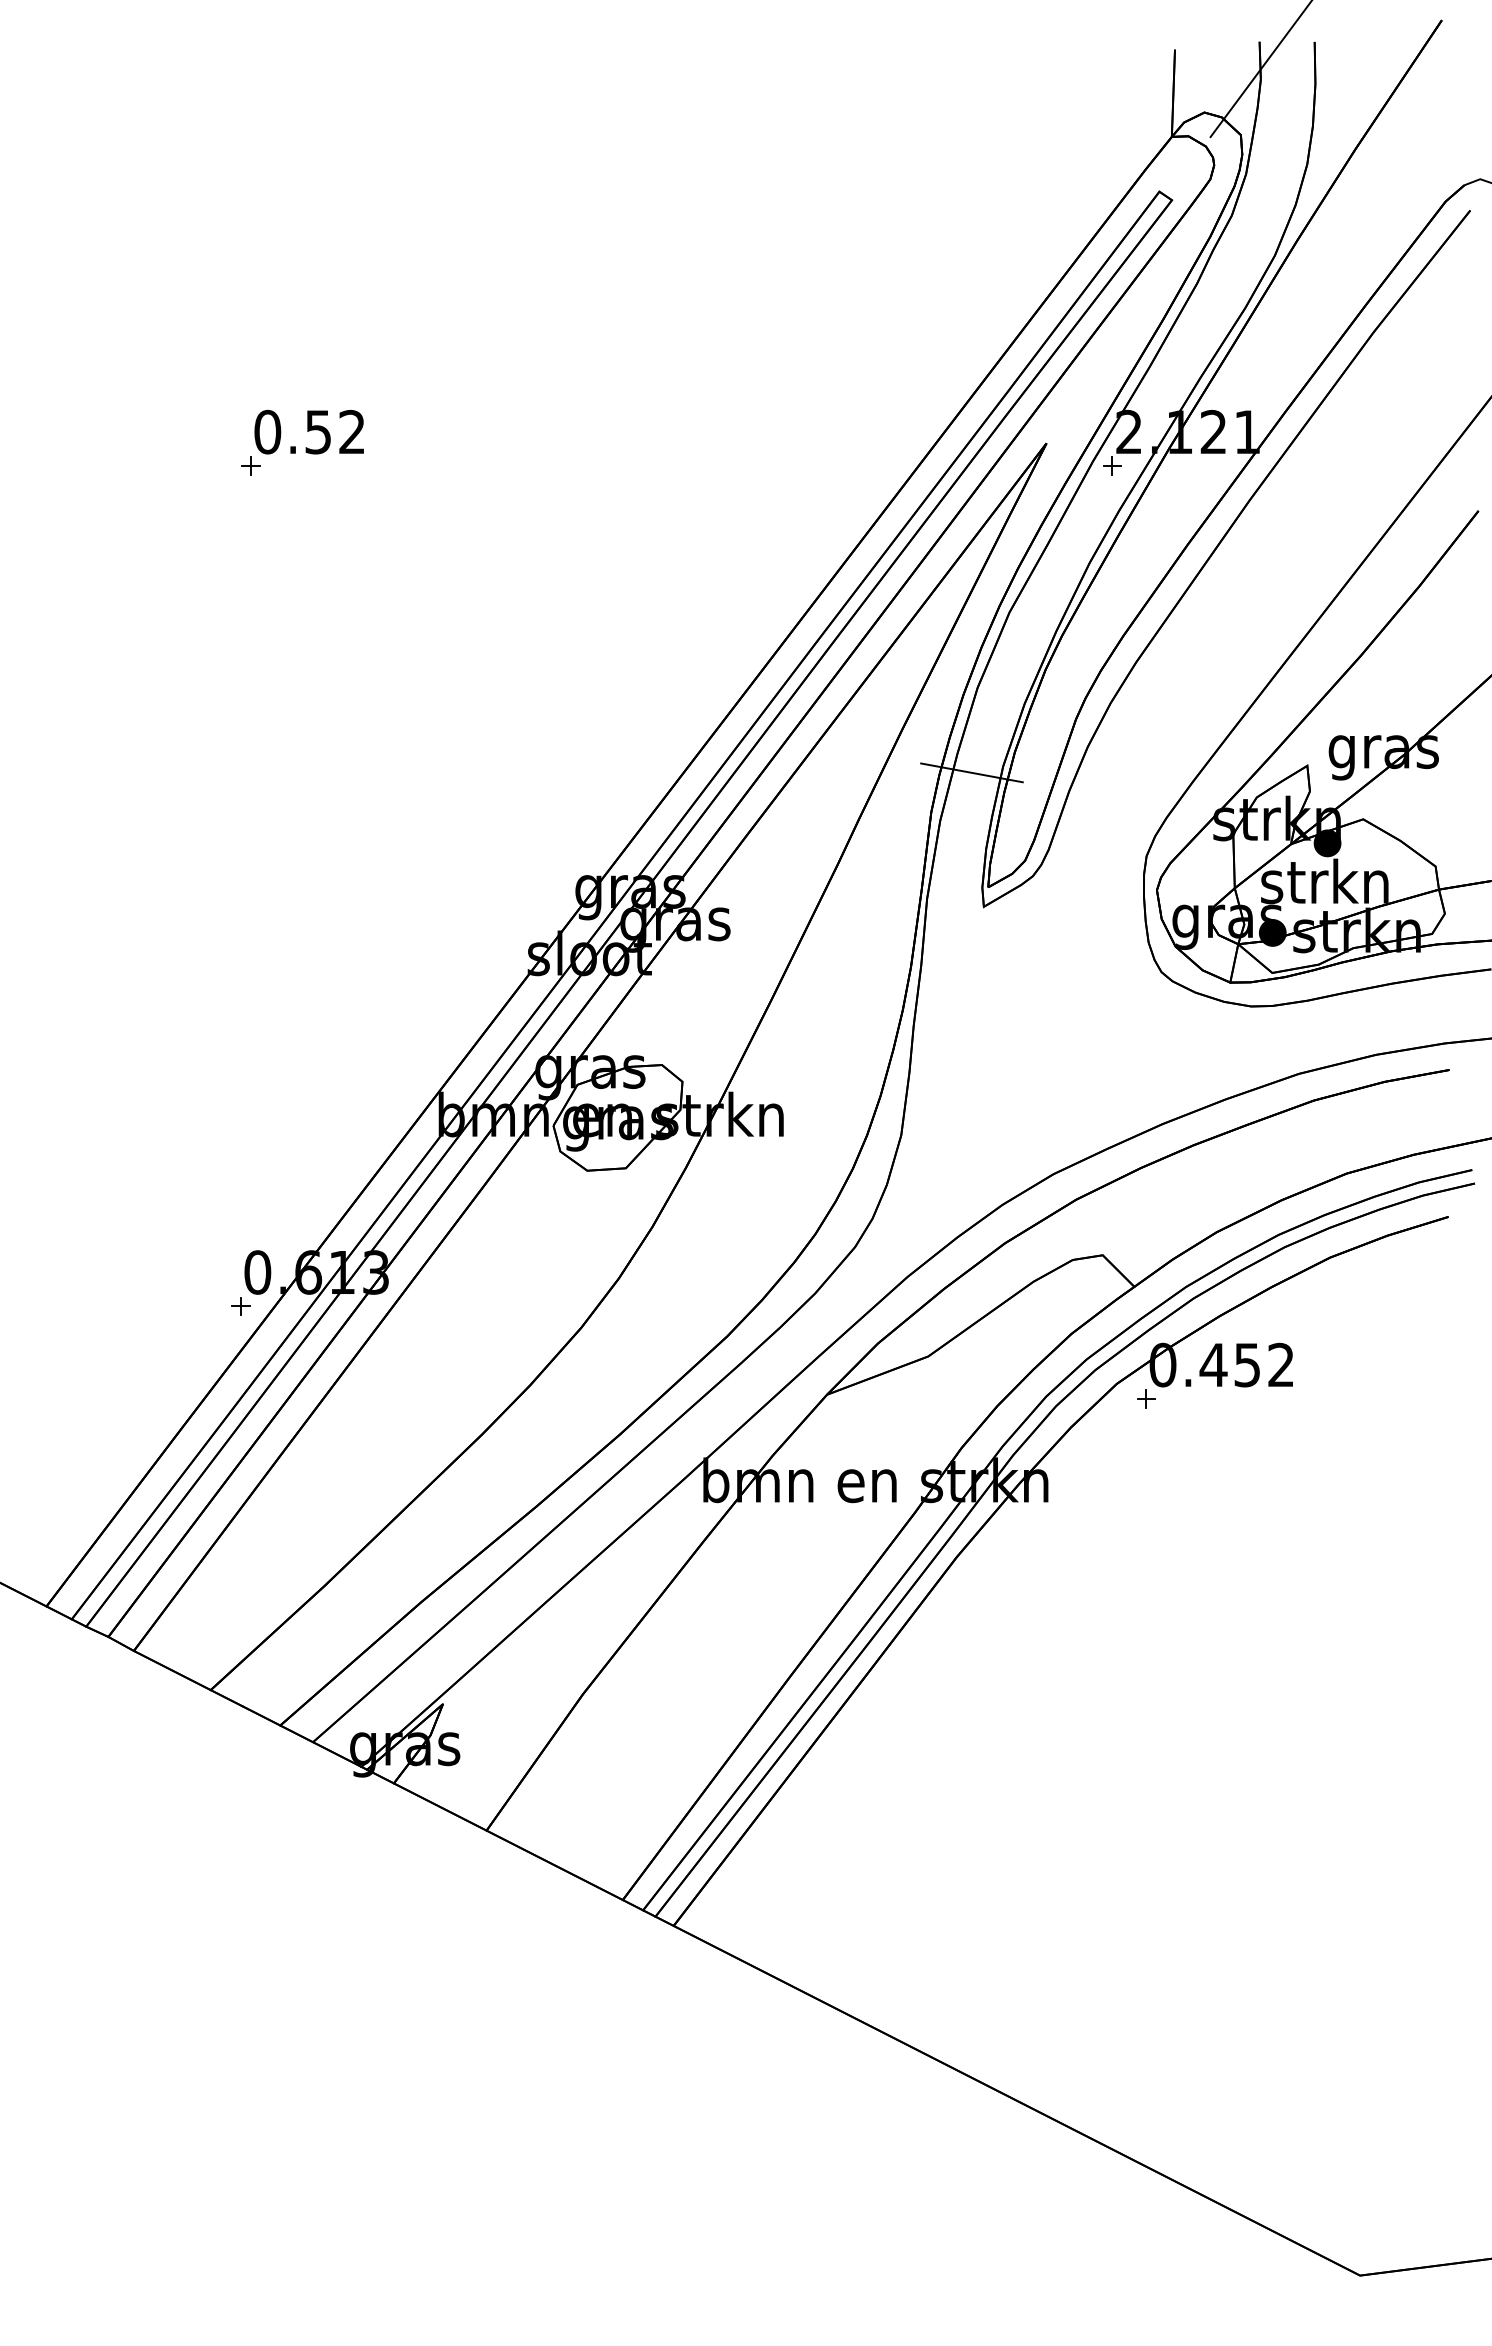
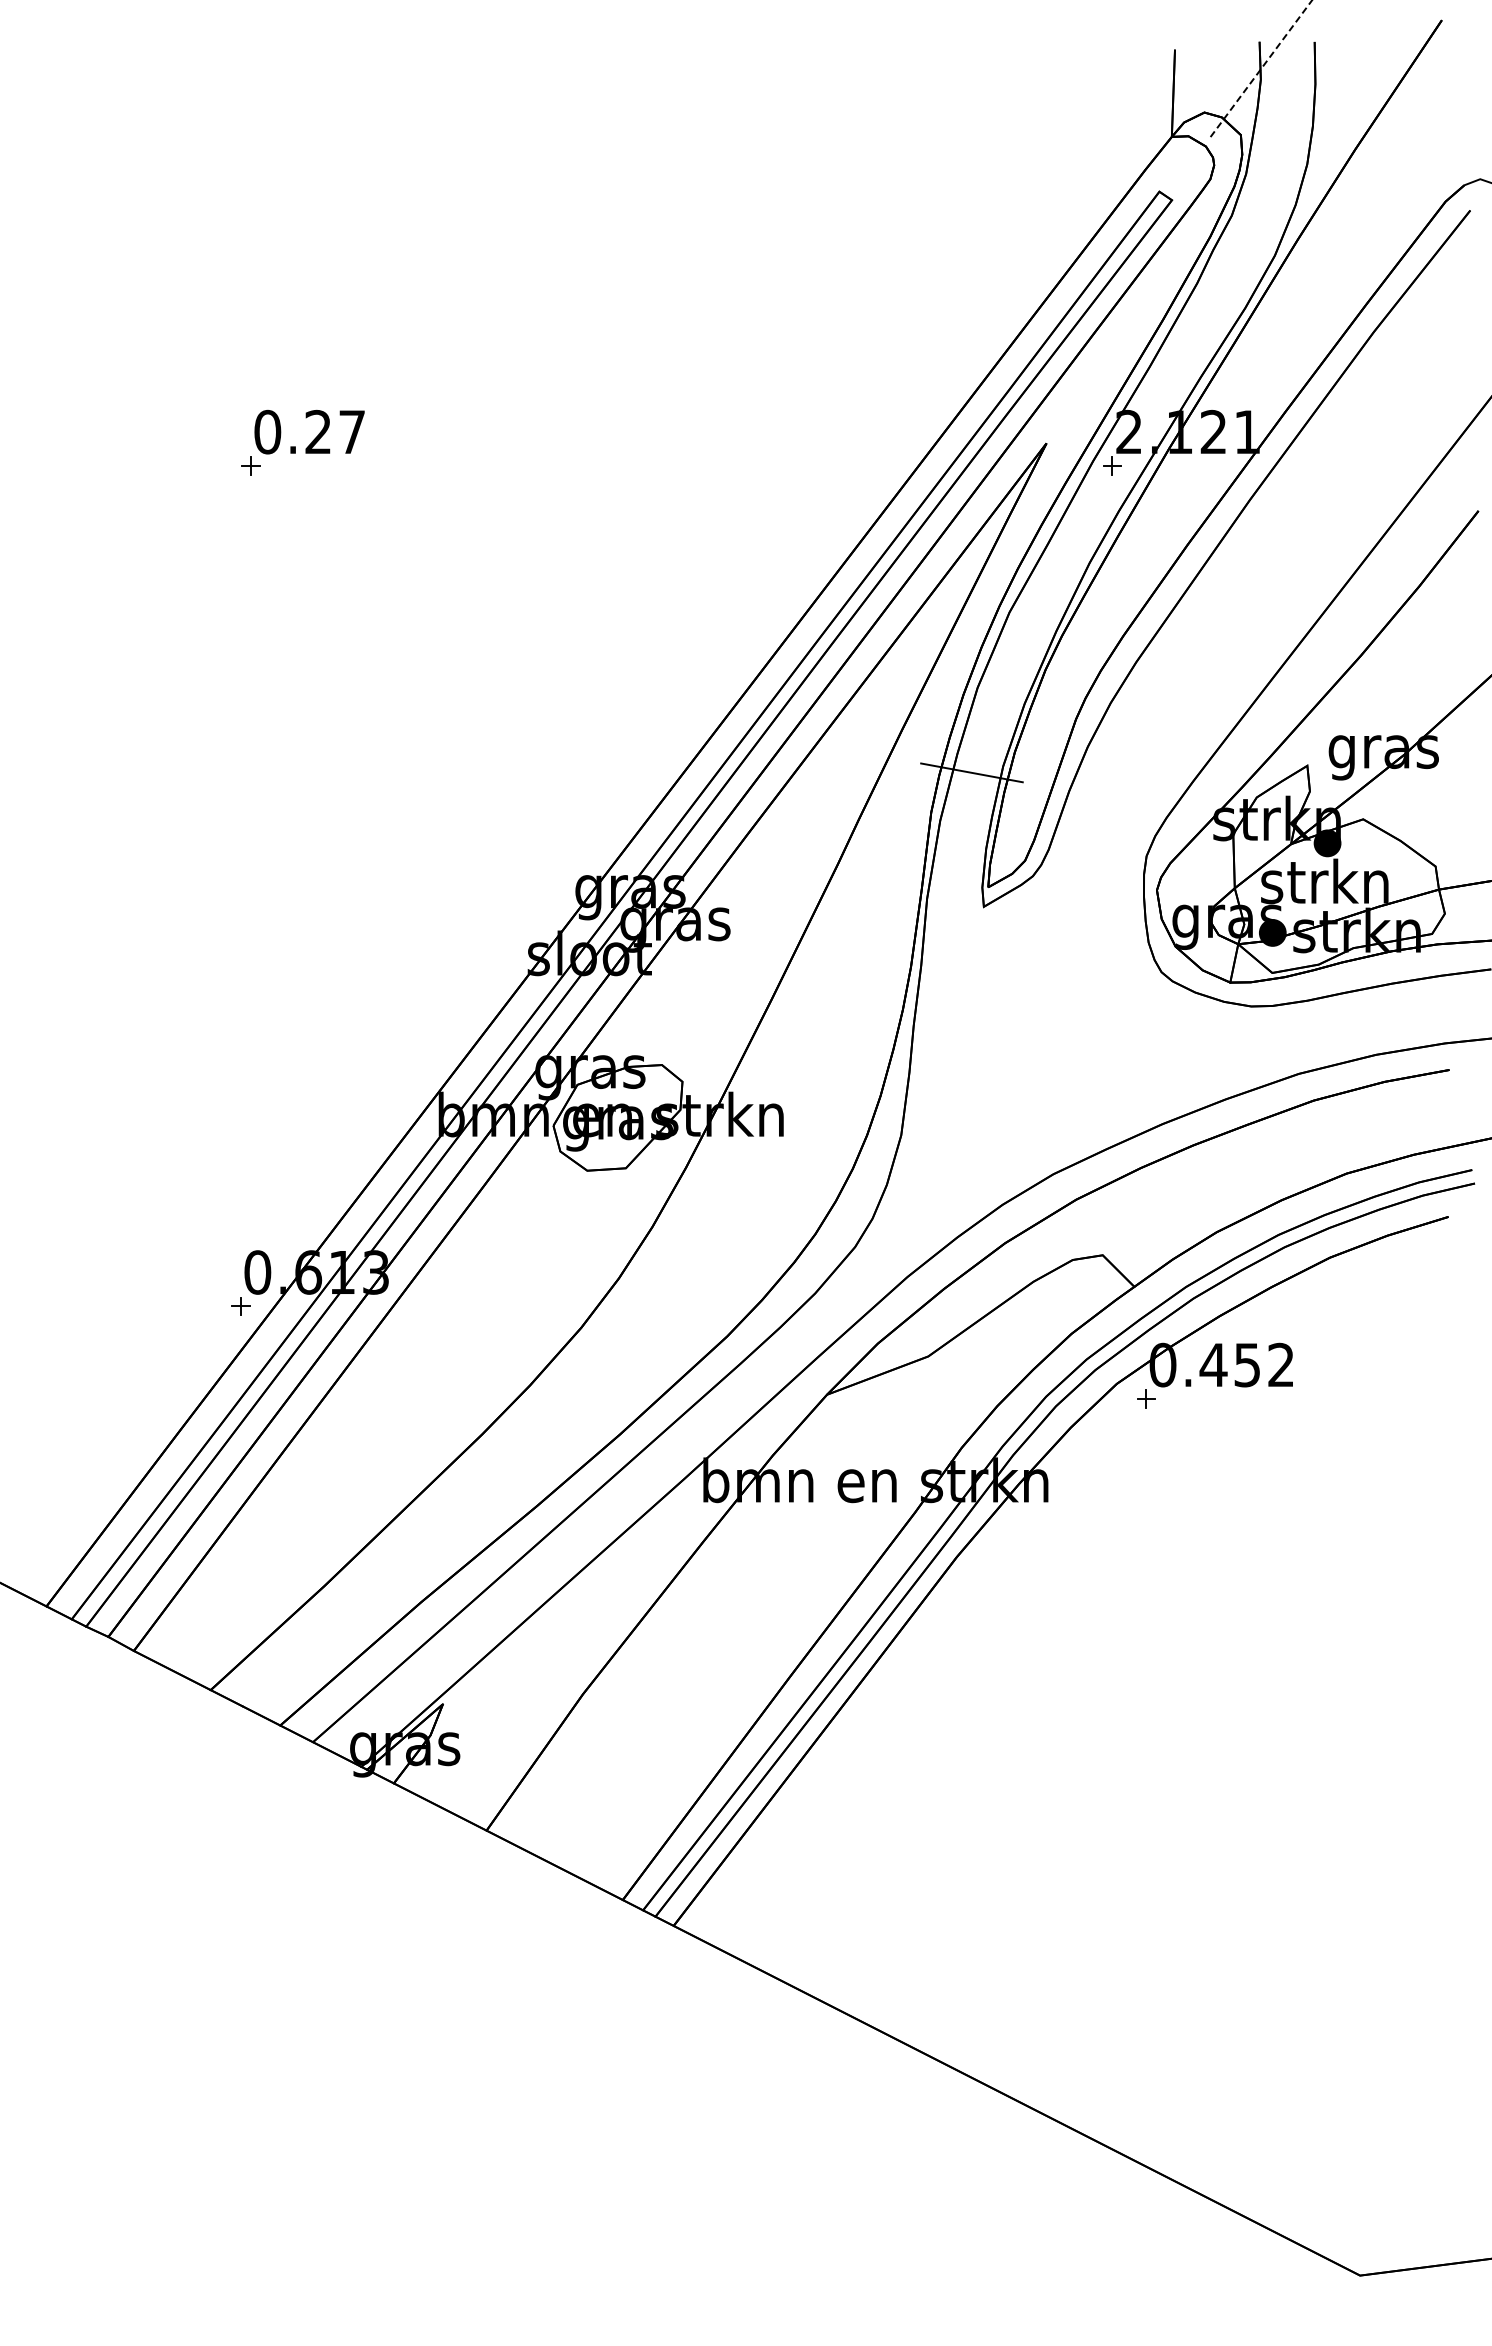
line: solid -> dashed (1261, 68)
text: 0.52 -> 0.27 (334, 431)
